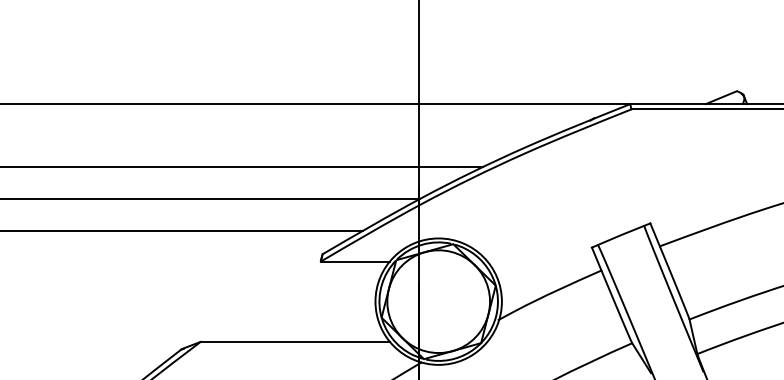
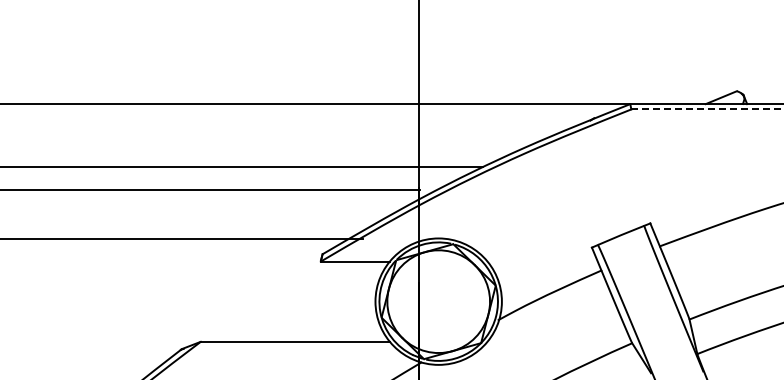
line: solid -> dashed (707, 109)
line position: (210, 198) -> (210, 189) (210, 189)
line position: (182, 230) -> (182, 238) (182, 238)
